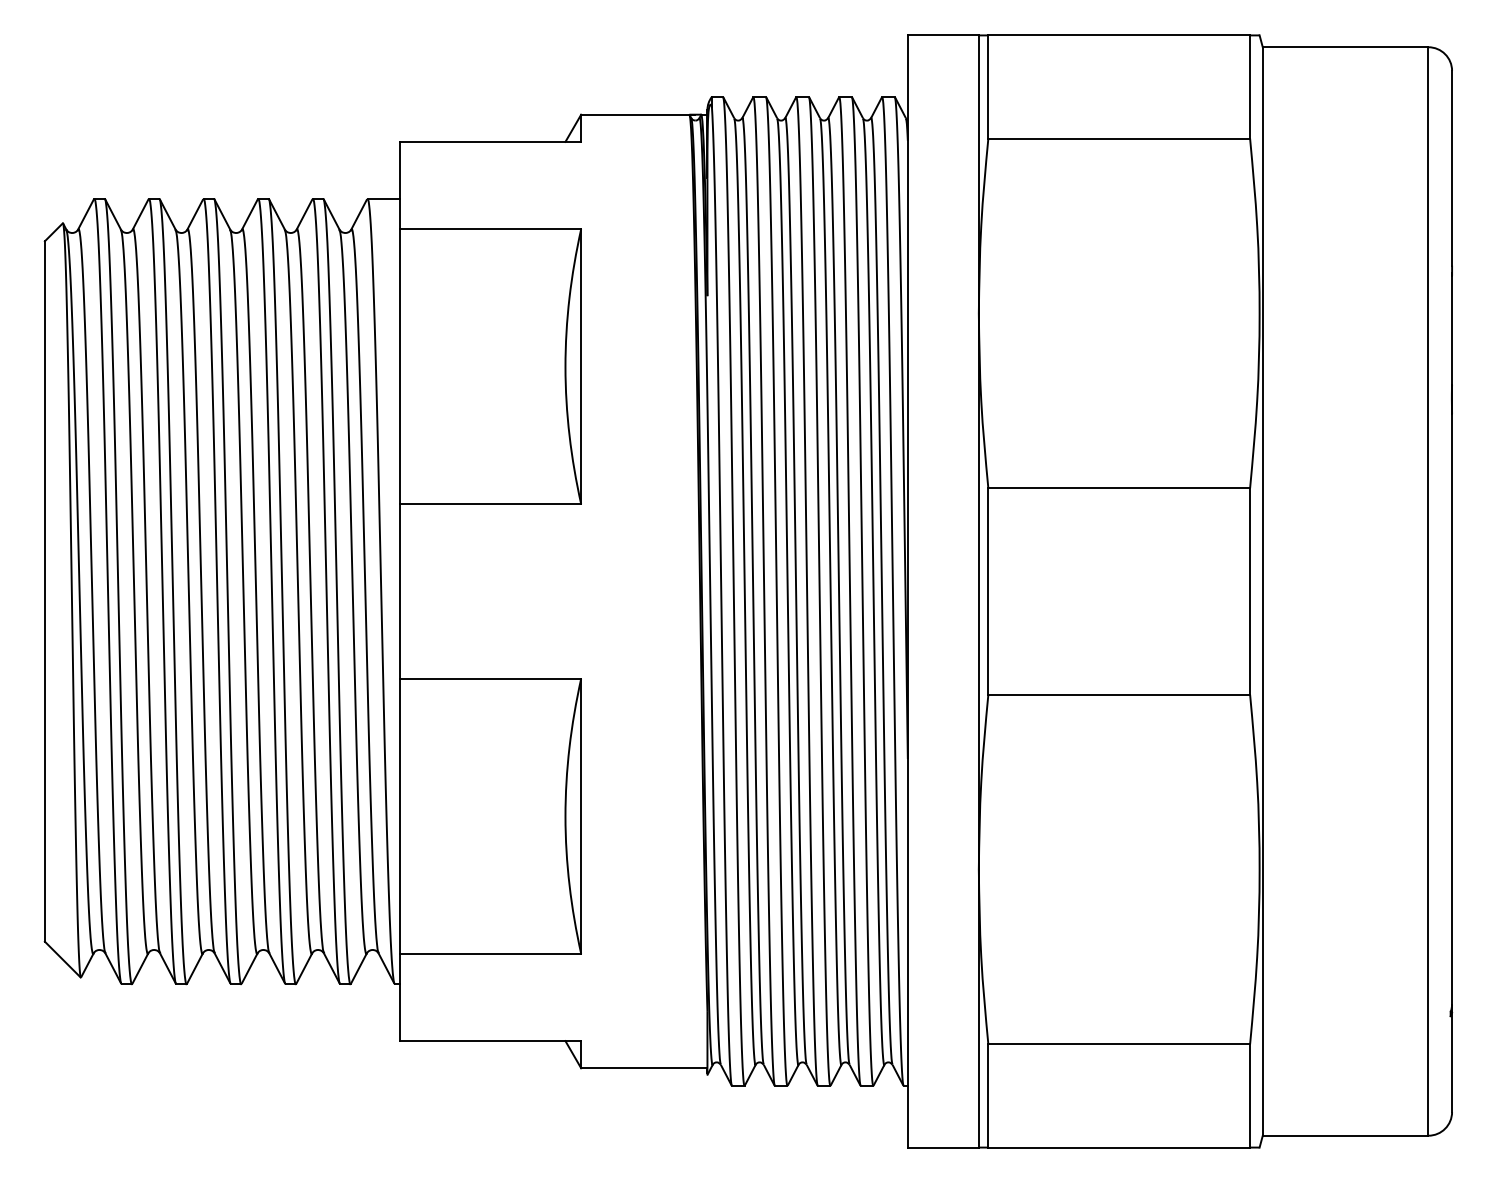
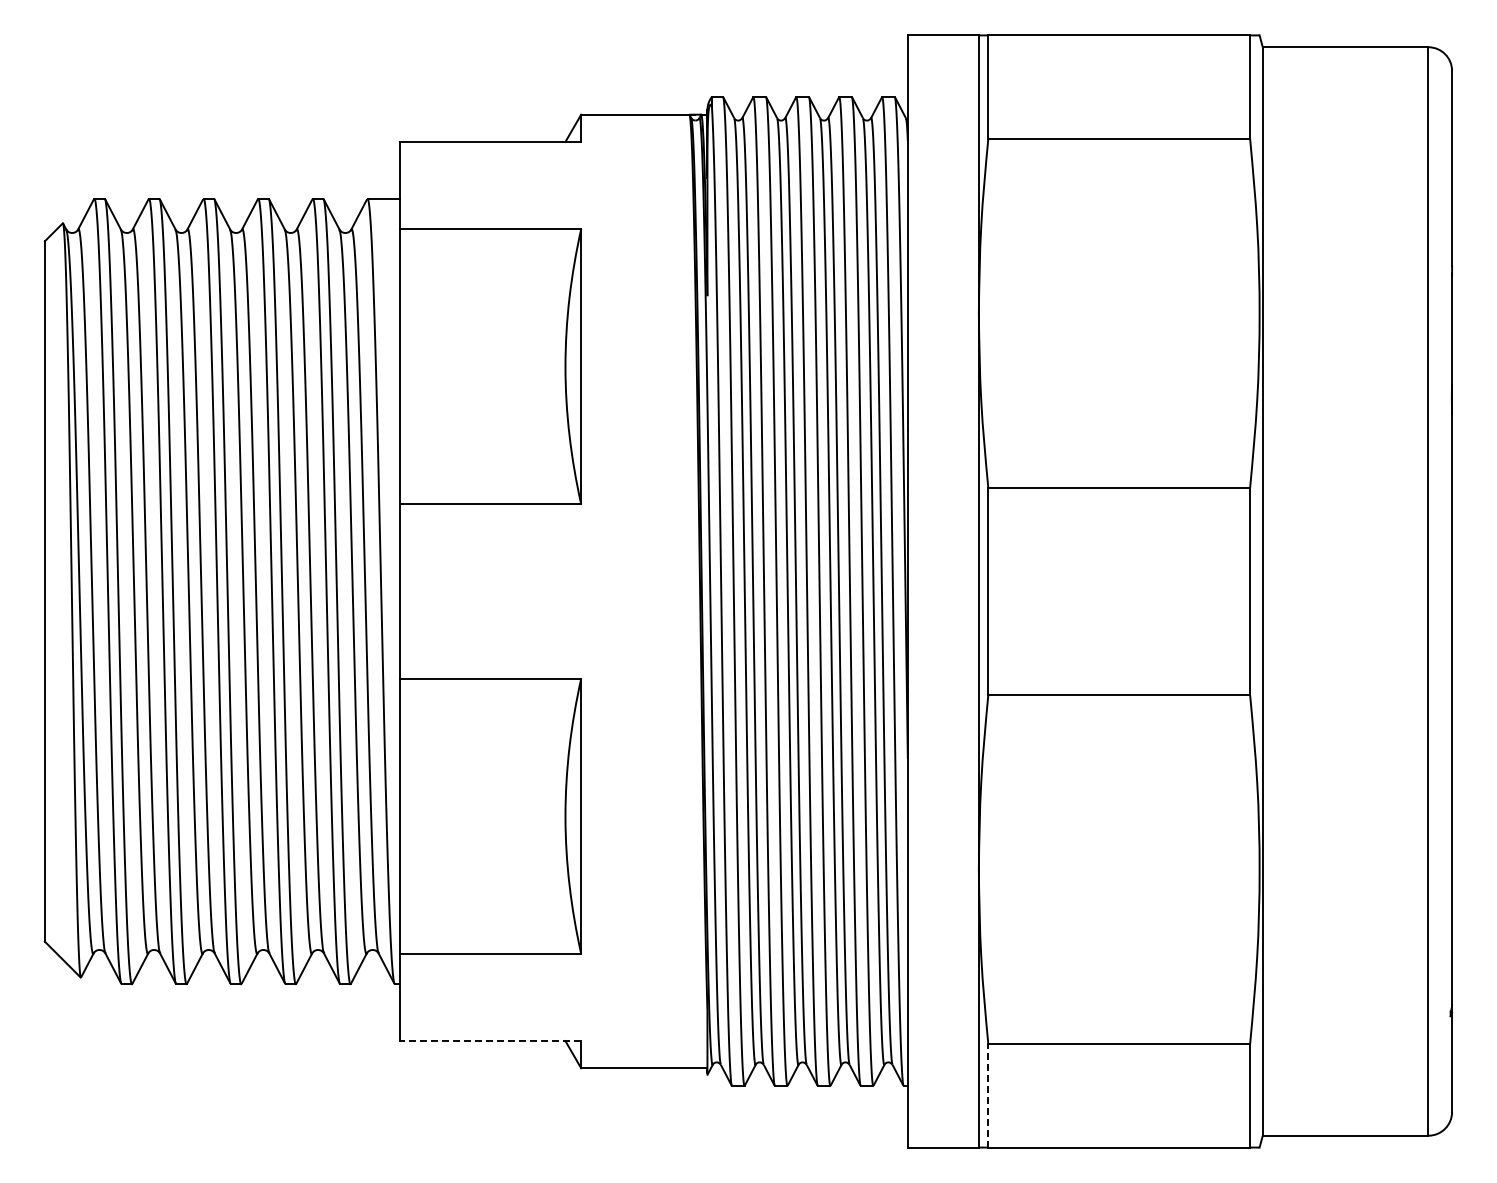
line: solid -> dashed (490, 1041)
line: solid -> dashed (988, 1095)
